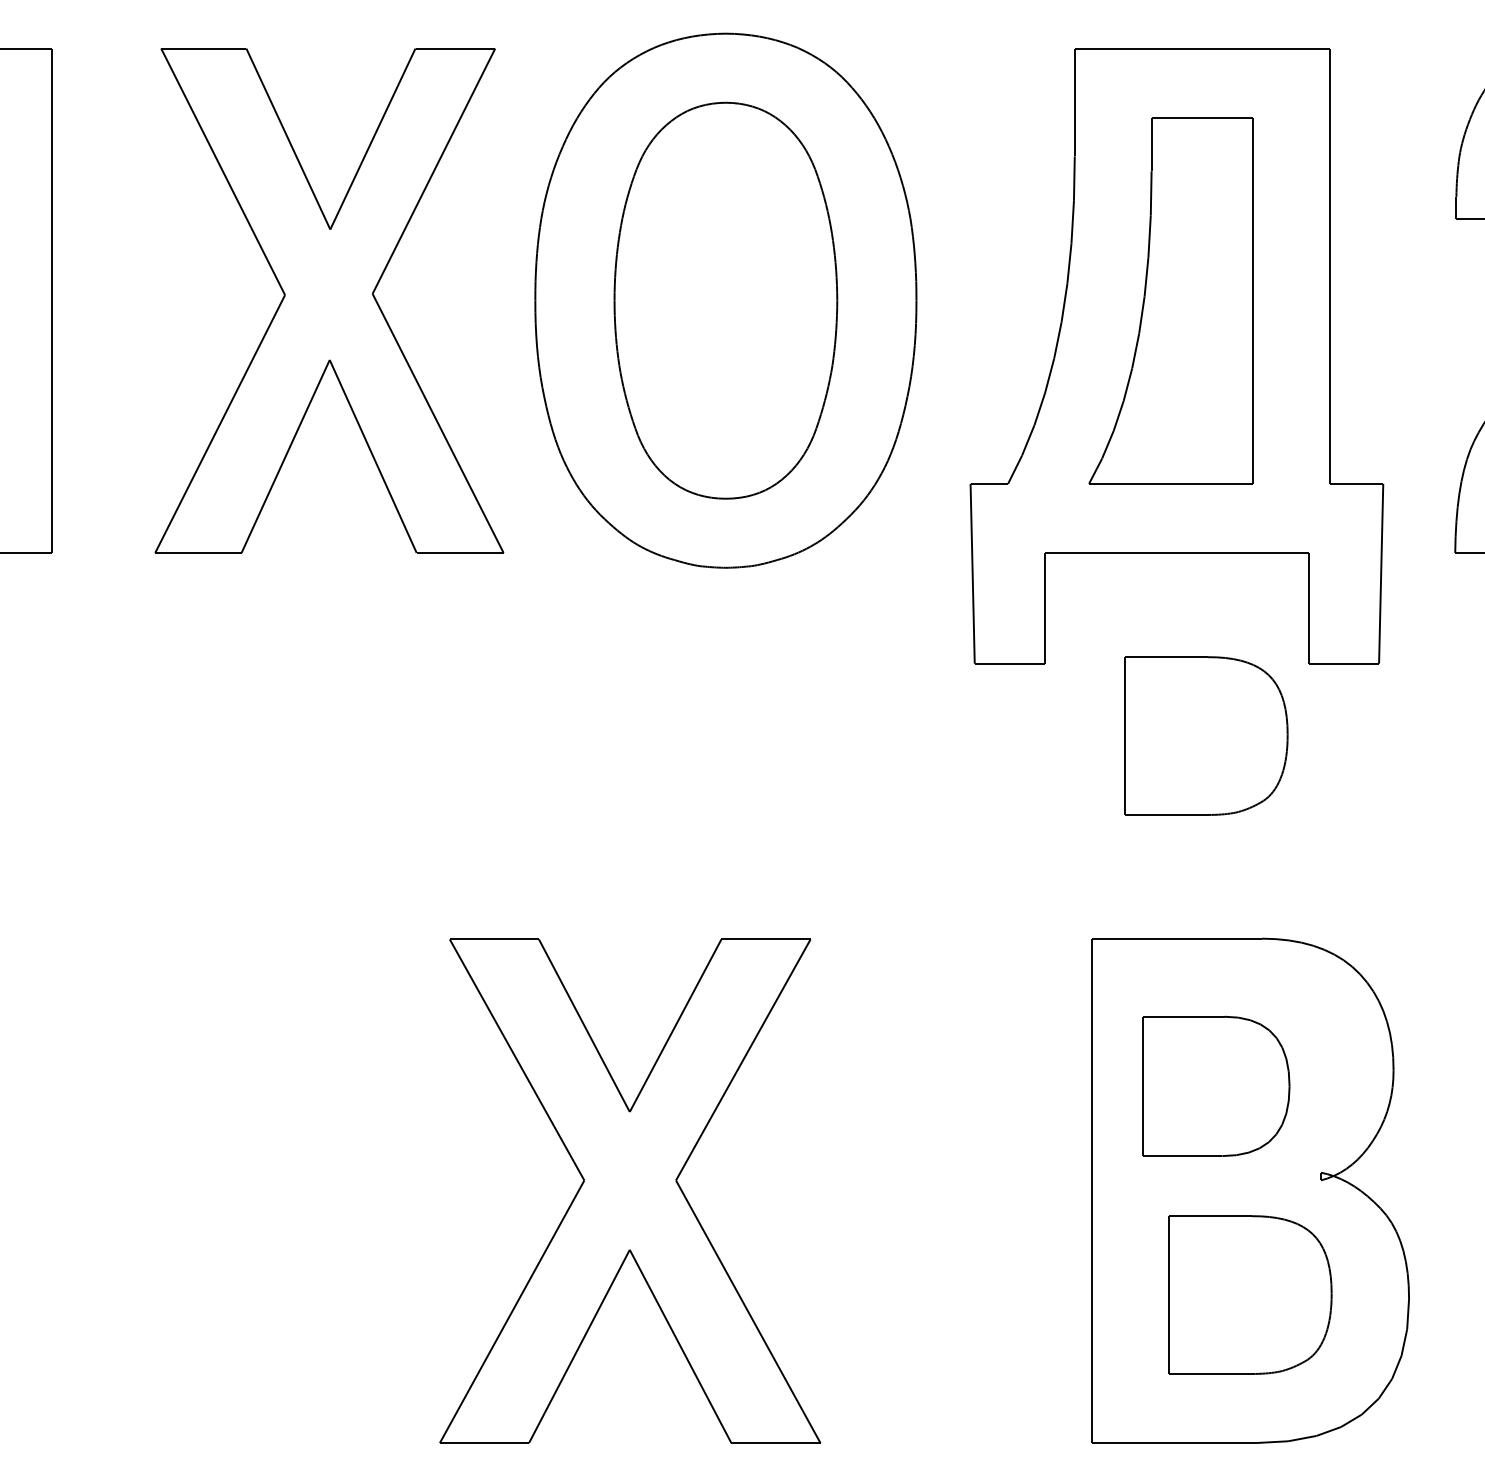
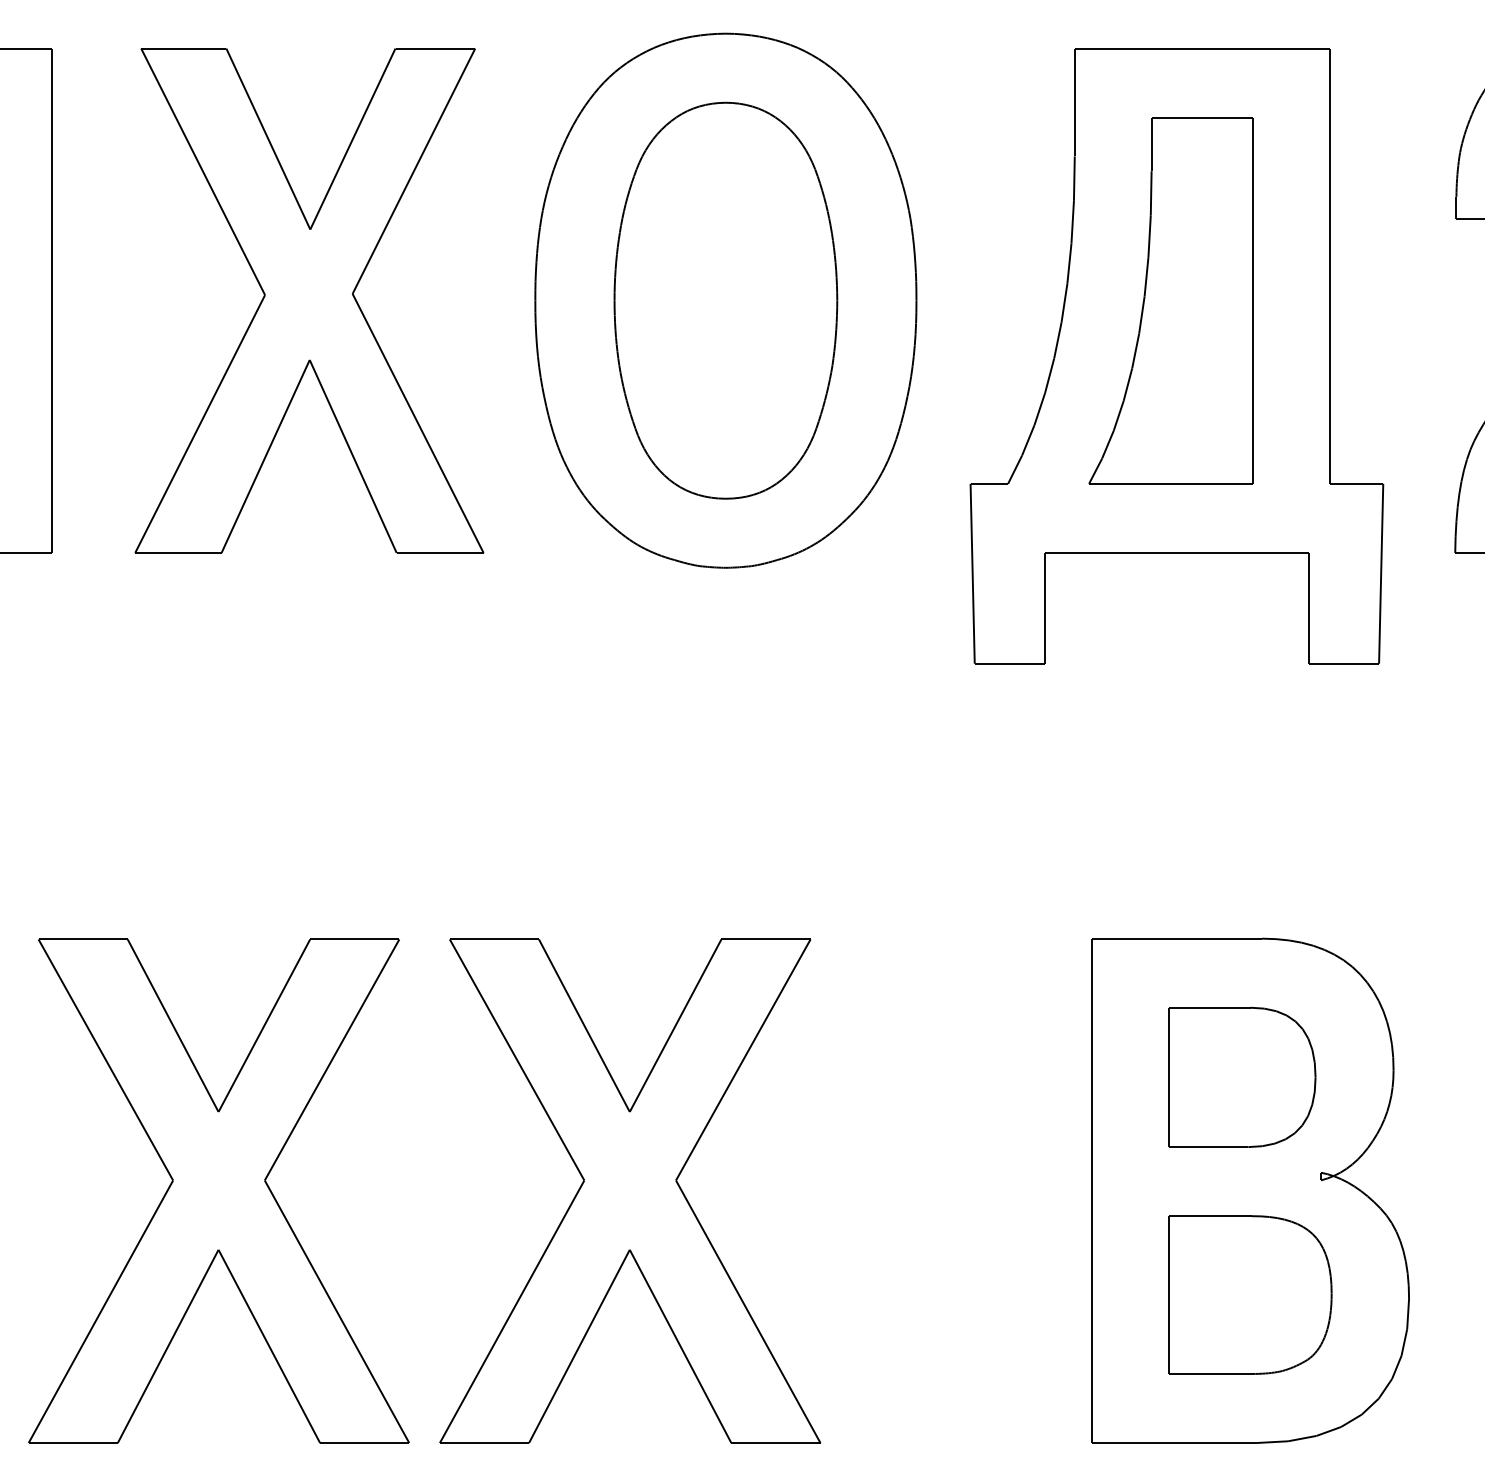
part position: (329, 300) -> (309, 300) (309, 300)
part: present -> none (1206, 735)
part position: (1216, 1085) -> (1242, 1076) (1242, 1076)
part: none -> present (218, 1190)
